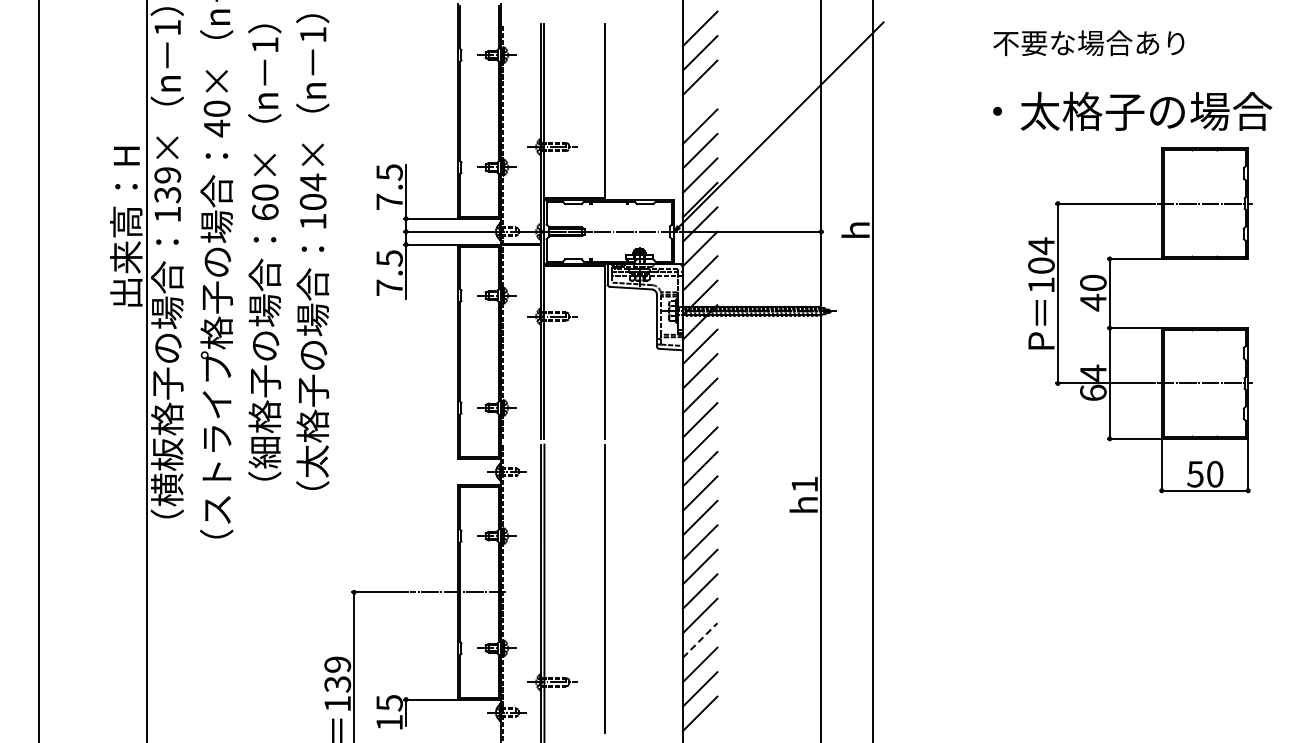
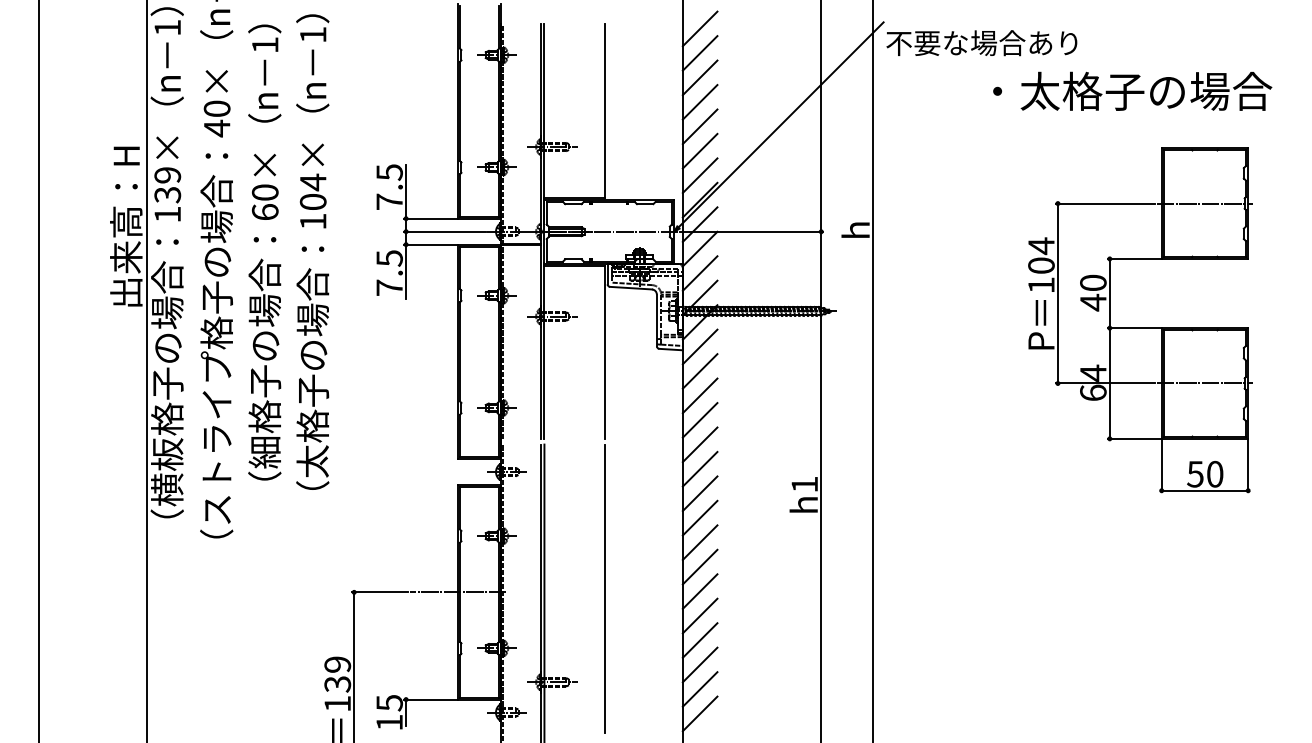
text position: (1088, 43) -> (981, 43) (981, 43)
line: none -> present (699, 102)
text position: (1132, 110) -> (1132, 90) (1132, 90)
line: dashed -> solid (700, 640)
